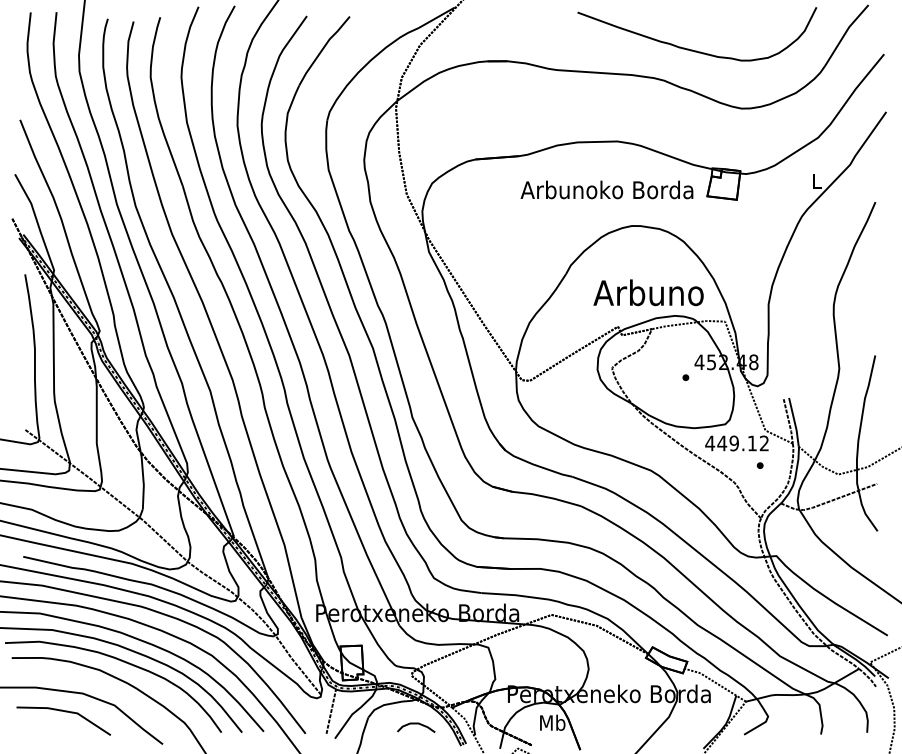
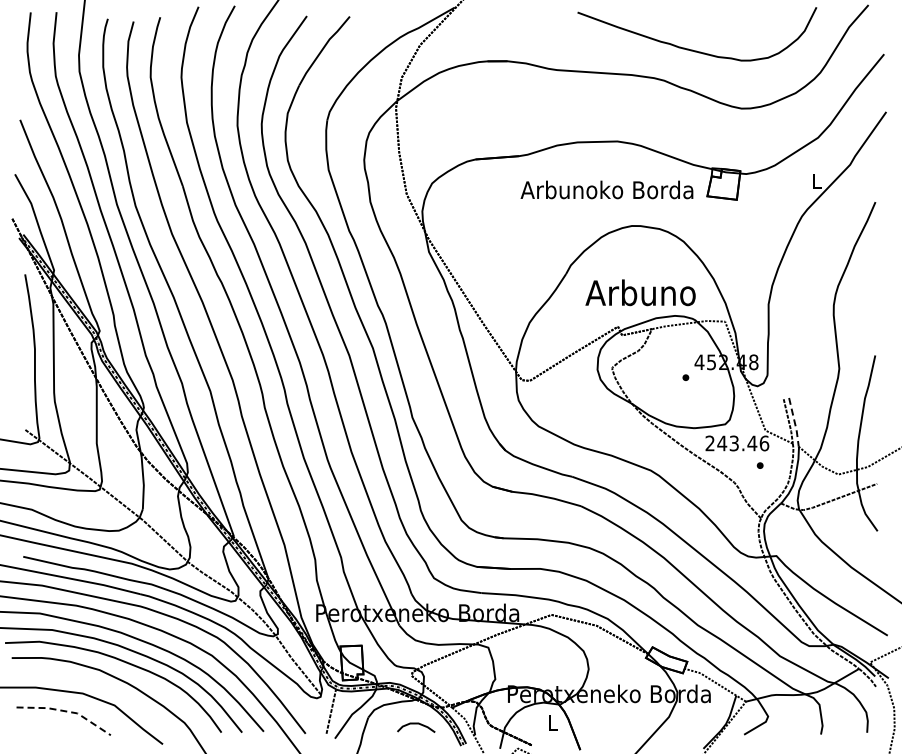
text position: (648, 292) -> (640, 292) (640, 292)
line: solid -> dashed (794, 422)
text: 449.12 -> 243.46 (737, 443)
line: solid -> dashed (66, 711)
text: Mb -> L (552, 722)
